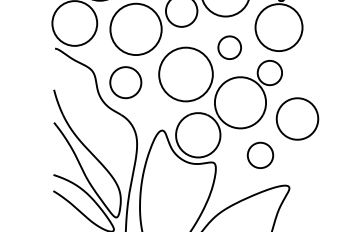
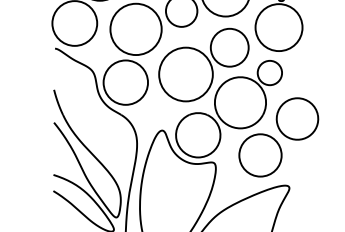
circle diameter: 23 px -> 38 px (229, 47)
circle diameter: 31 px -> 44 px (125, 82)
circle diameter: 25 px -> 42 px (260, 155)
